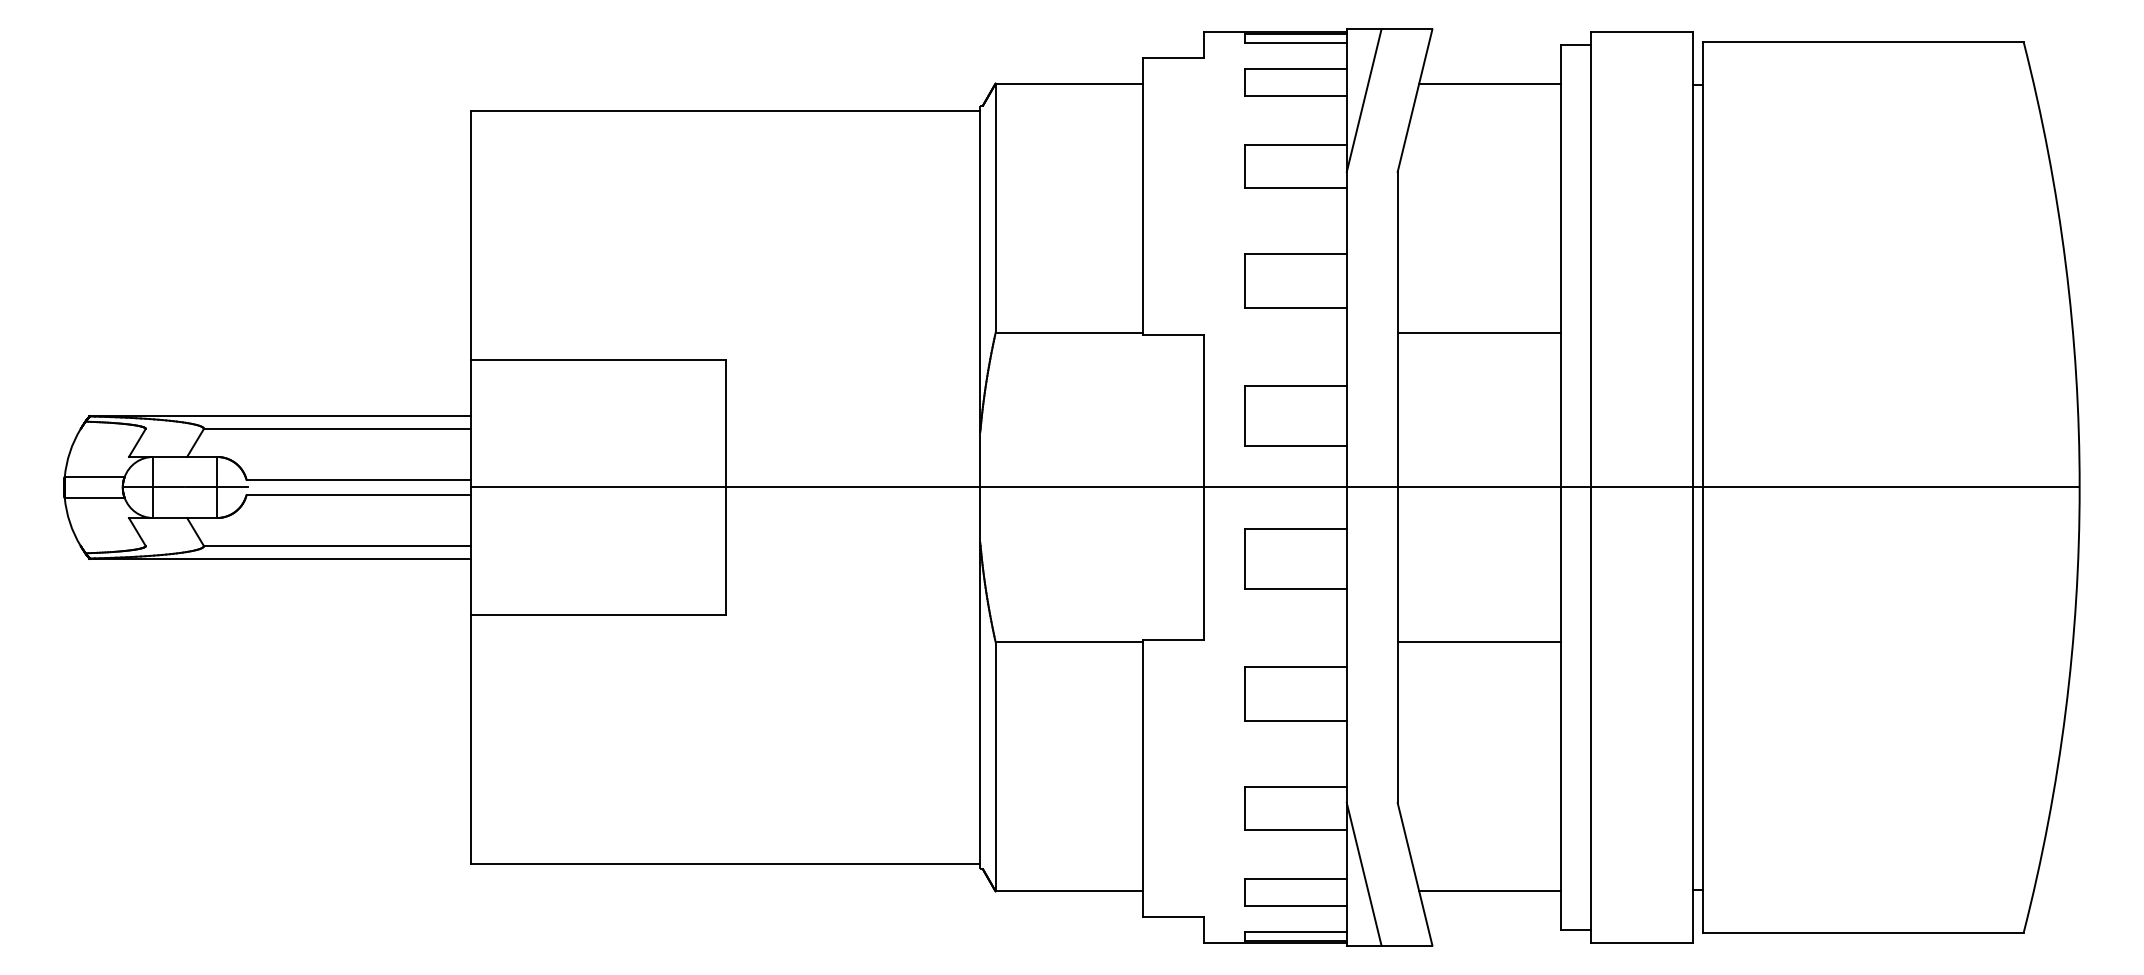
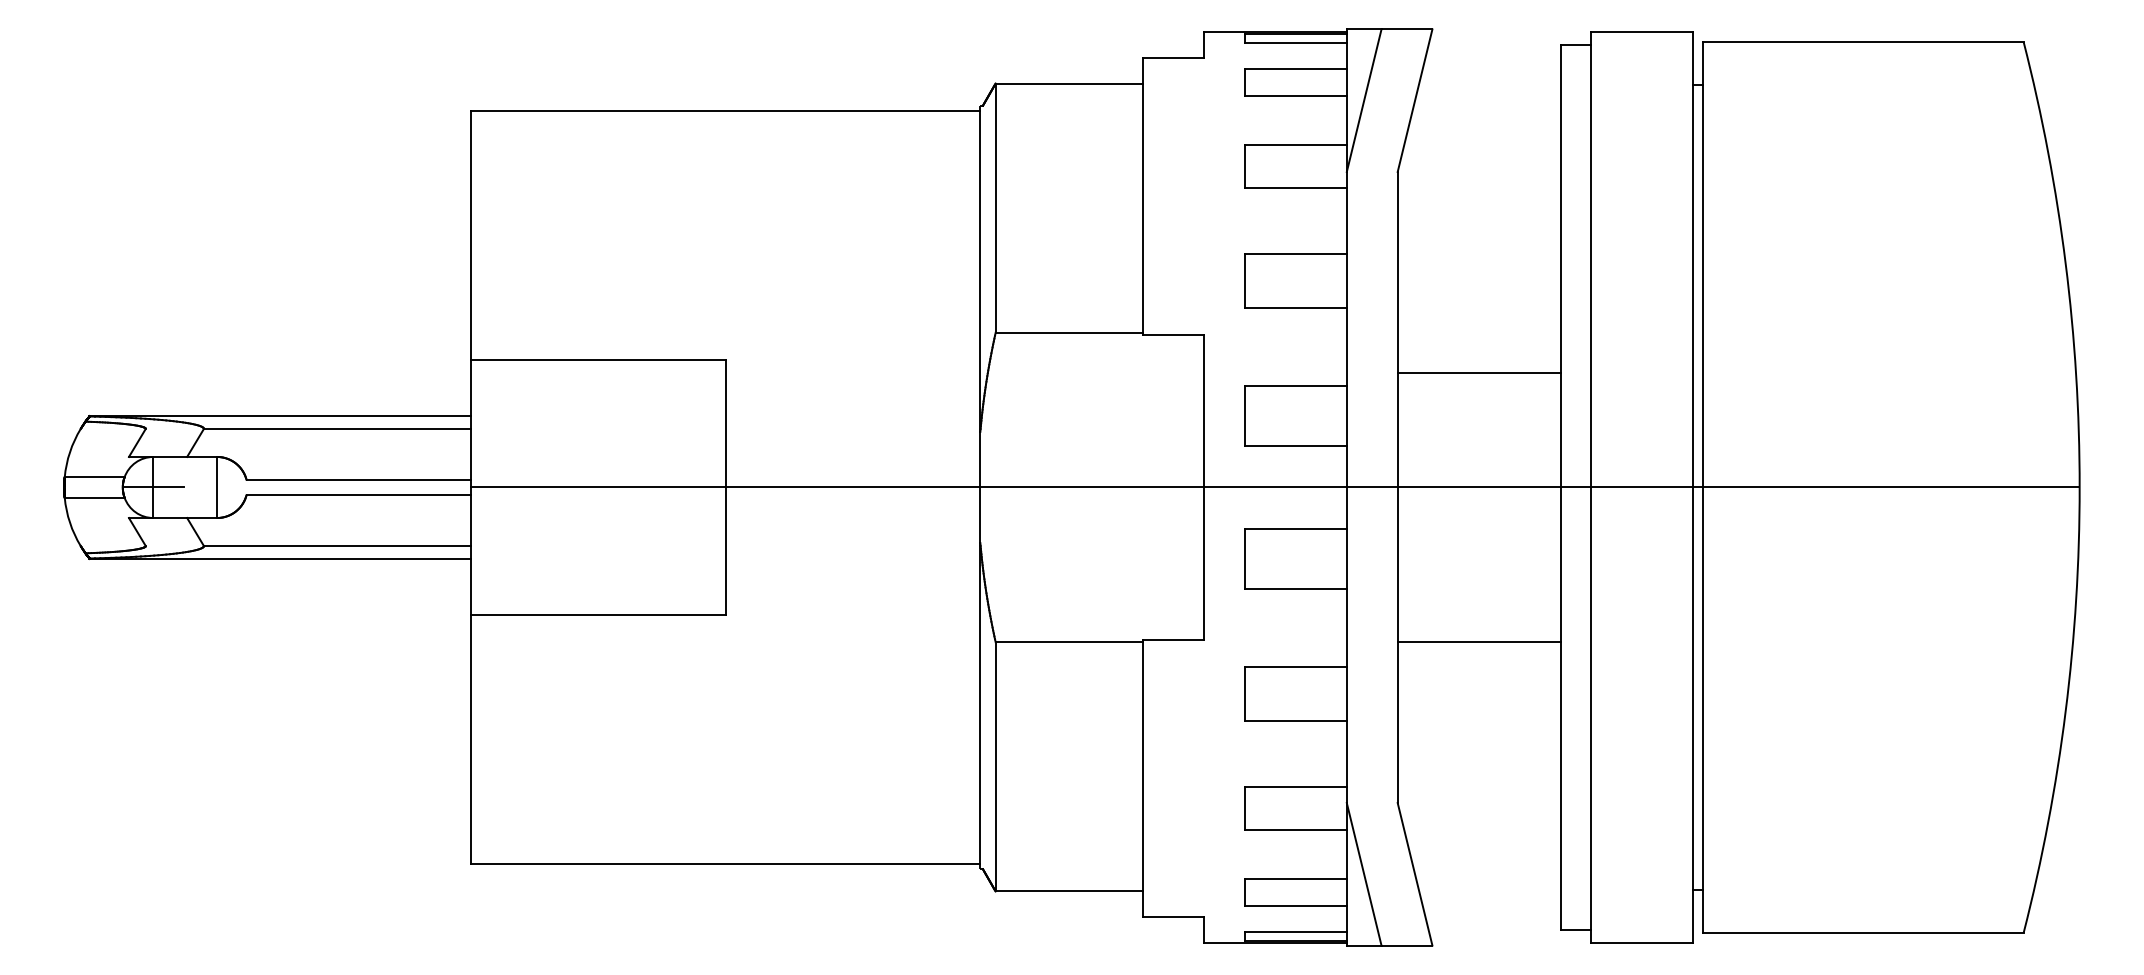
line: present -> none (1489, 83)
line position: (1478, 332) -> (1478, 372) (1478, 372)
line: present -> none (216, 487)
line: present -> none (1489, 891)
